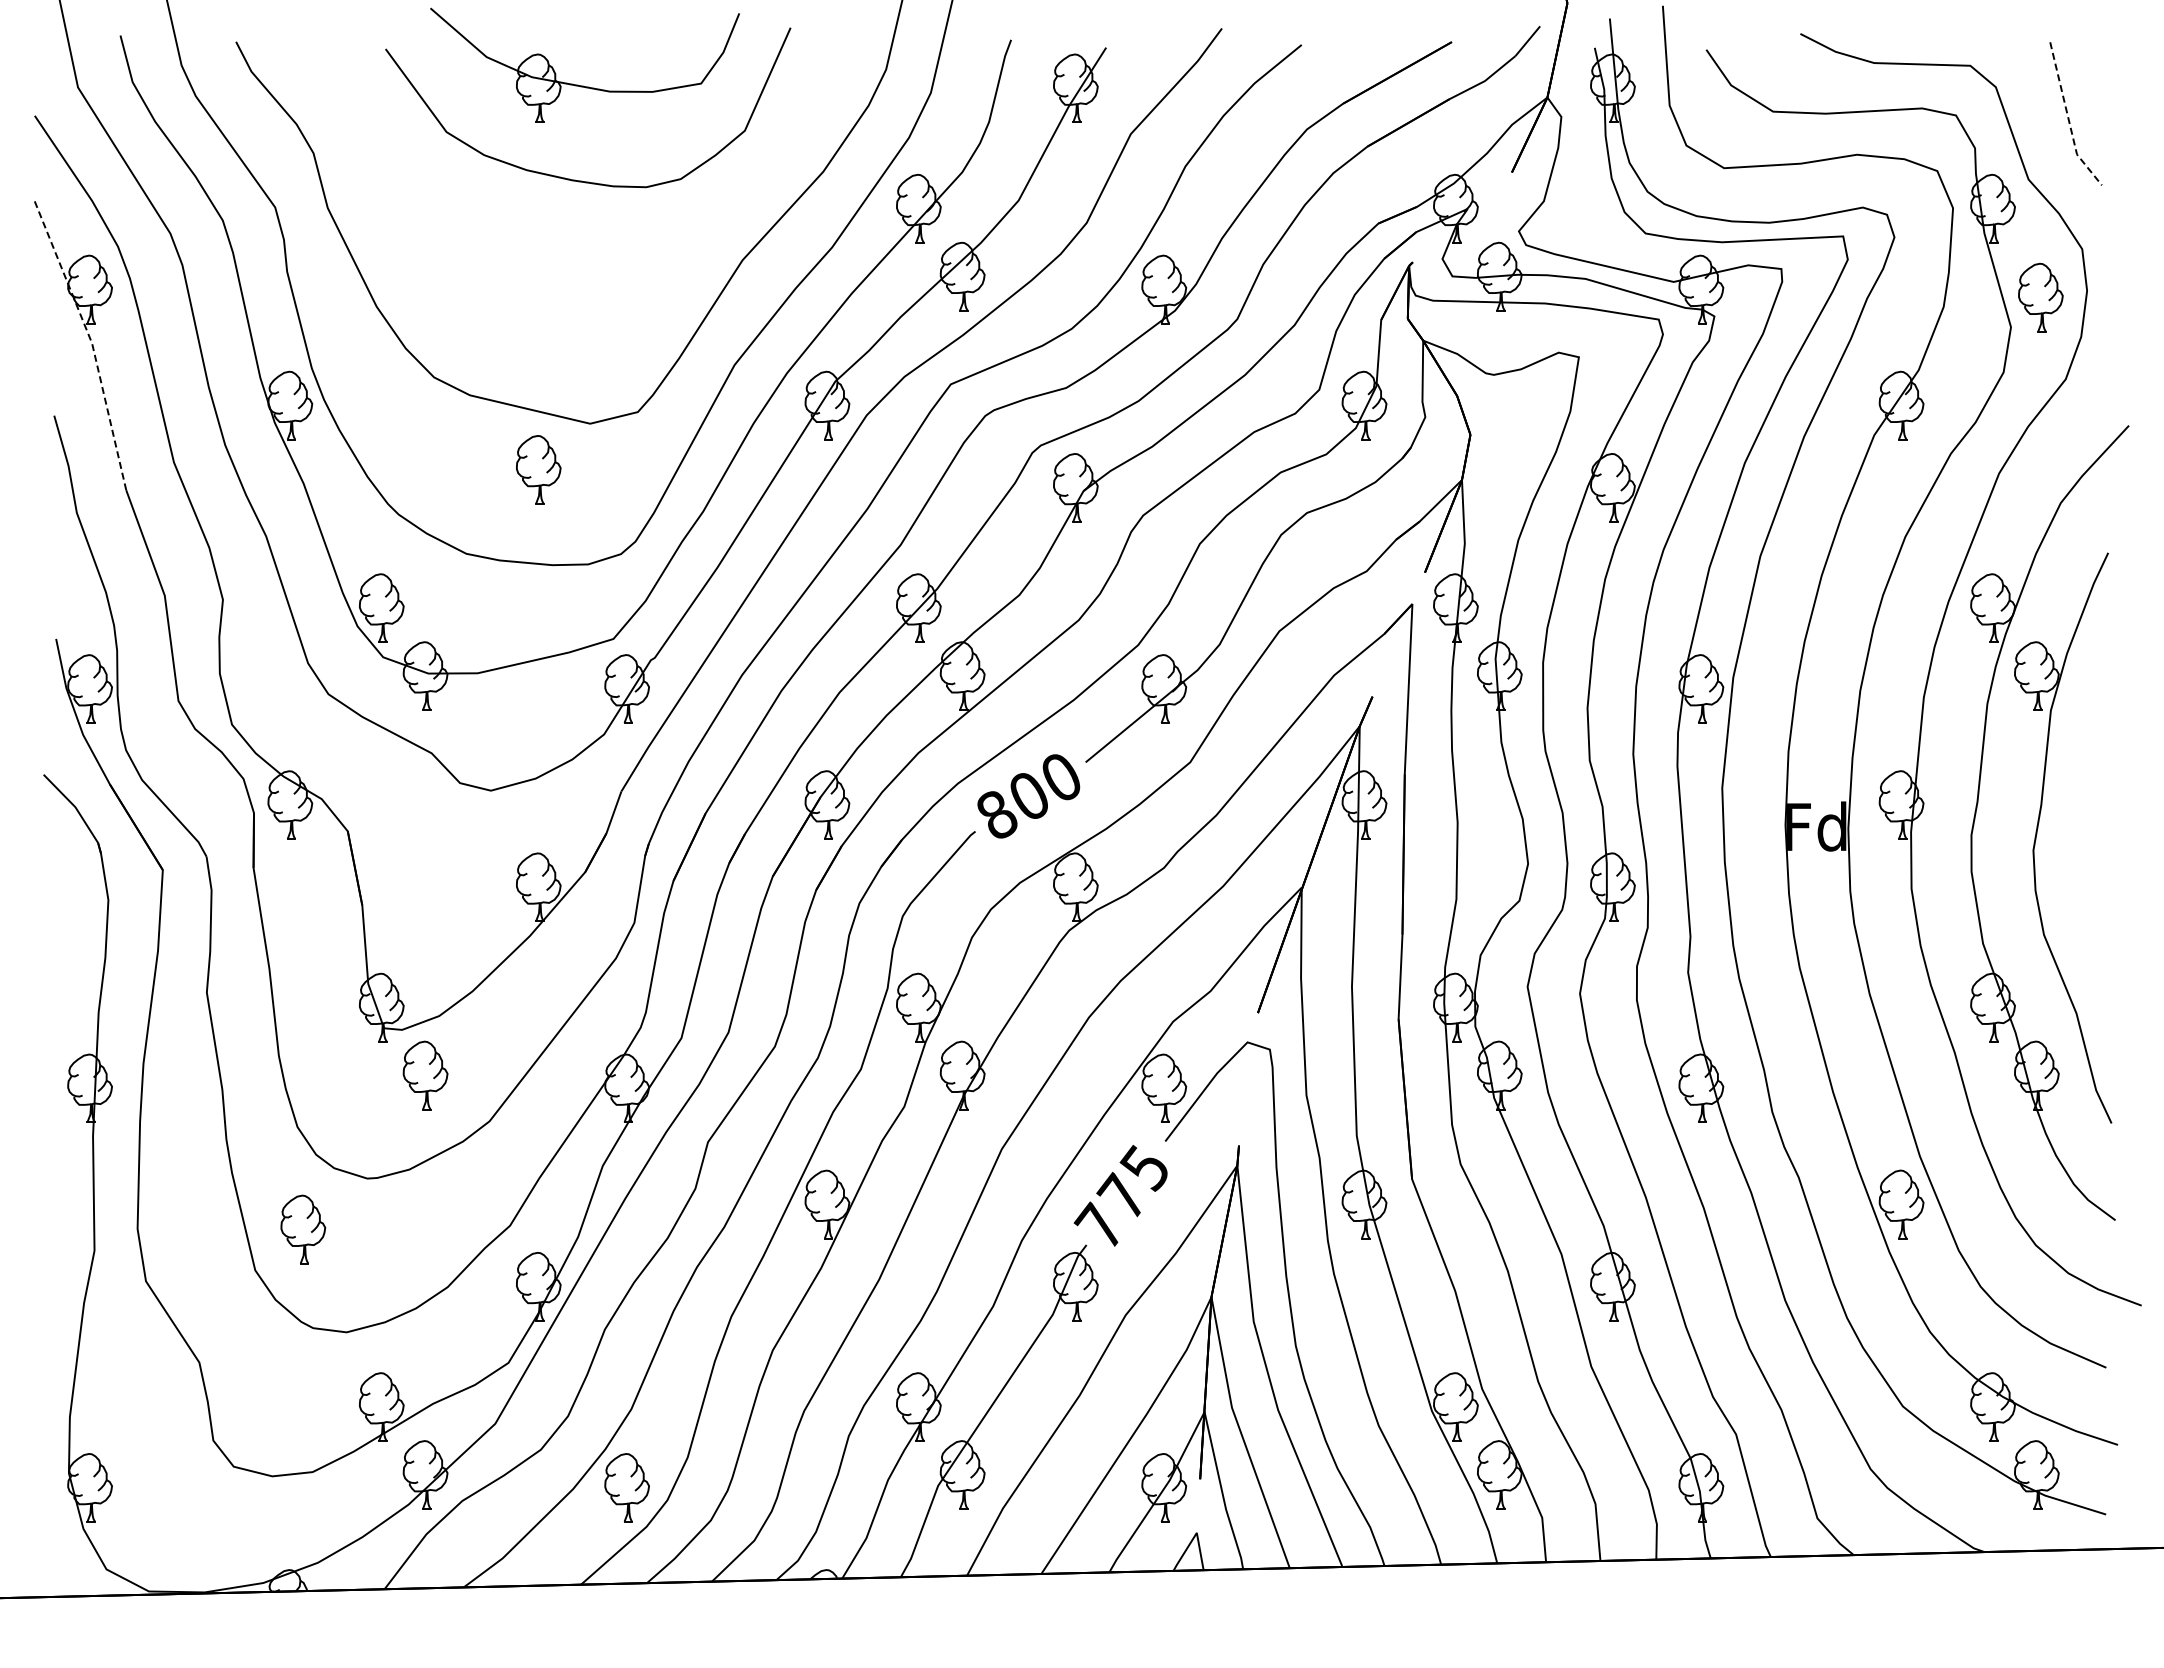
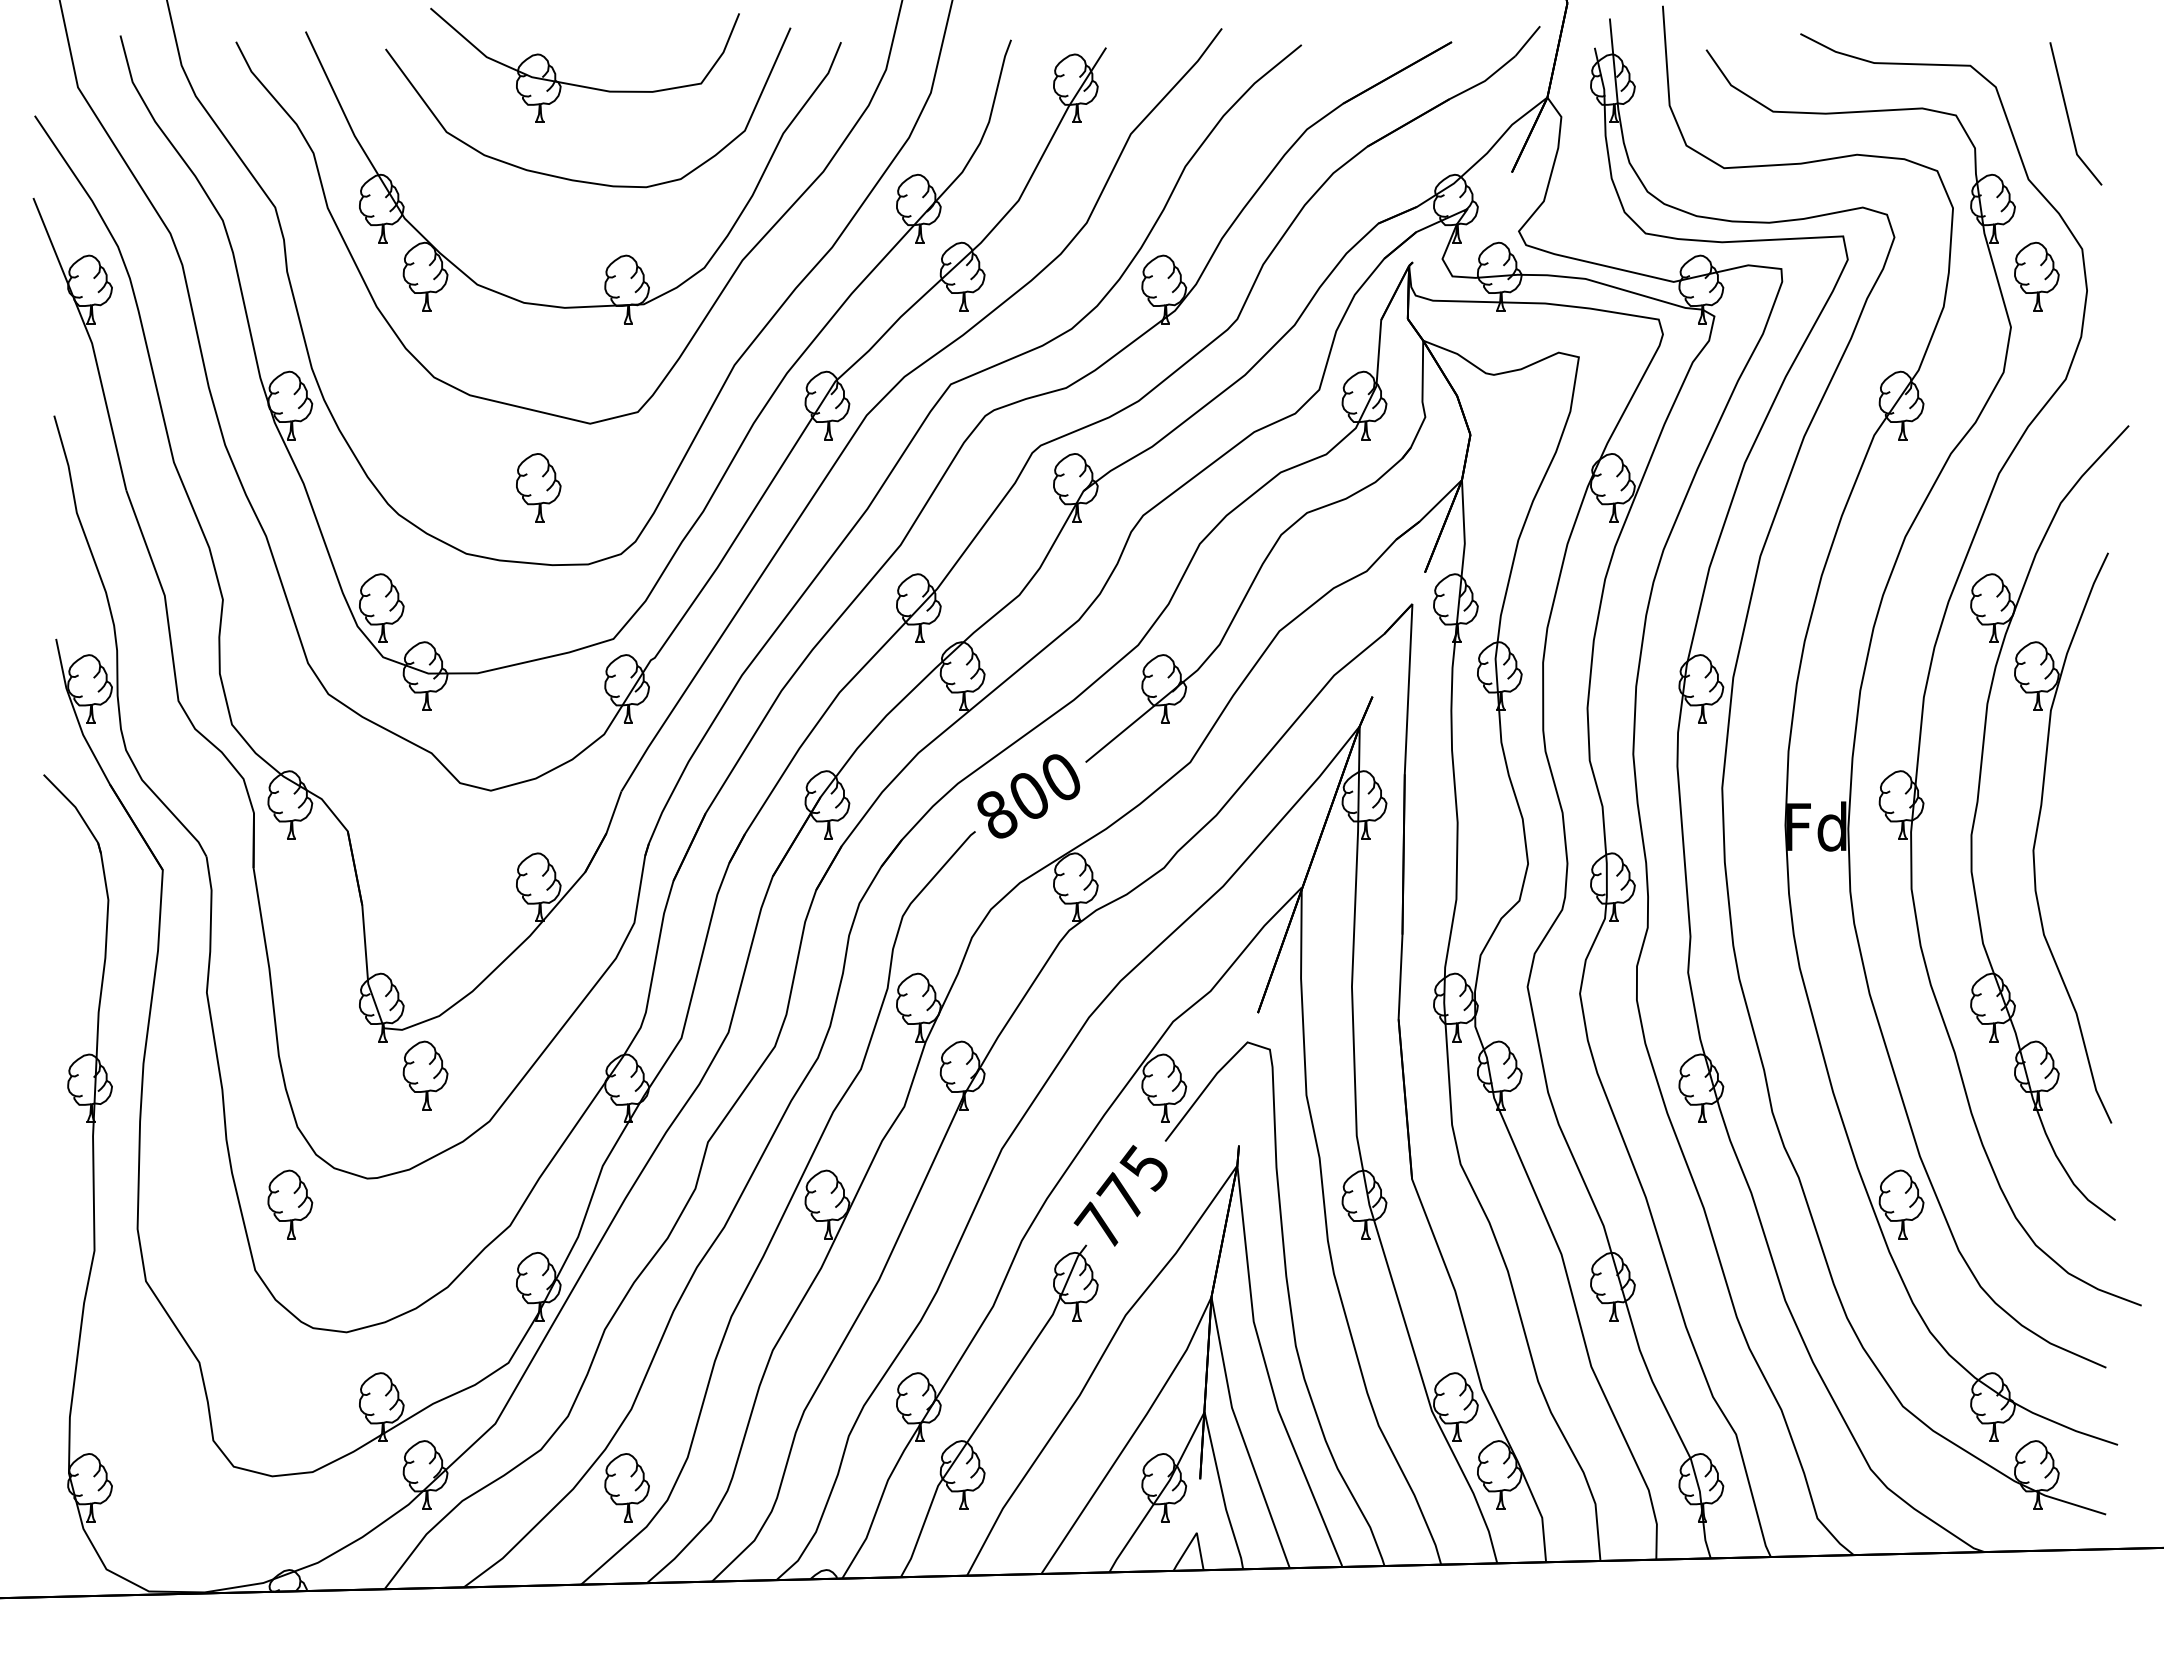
line: dashed -> solid (2068, 118)
part: none -> present (617, 257)
part position: (2040, 297) -> (2036, 276) (2036, 276)
line: dashed -> solid (90, 340)
part position: (538, 469) -> (538, 487) (538, 487)
part position: (303, 1229) -> (290, 1204) (290, 1204)
